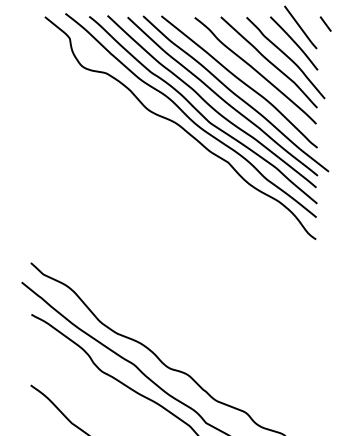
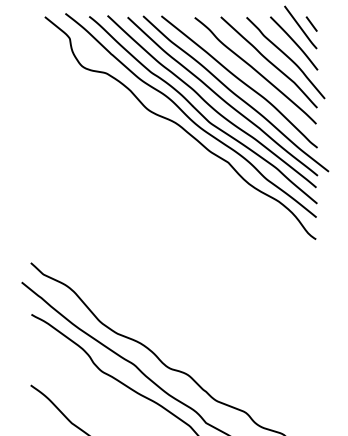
line position: (325, 23) -> (311, 23) (311, 23)
